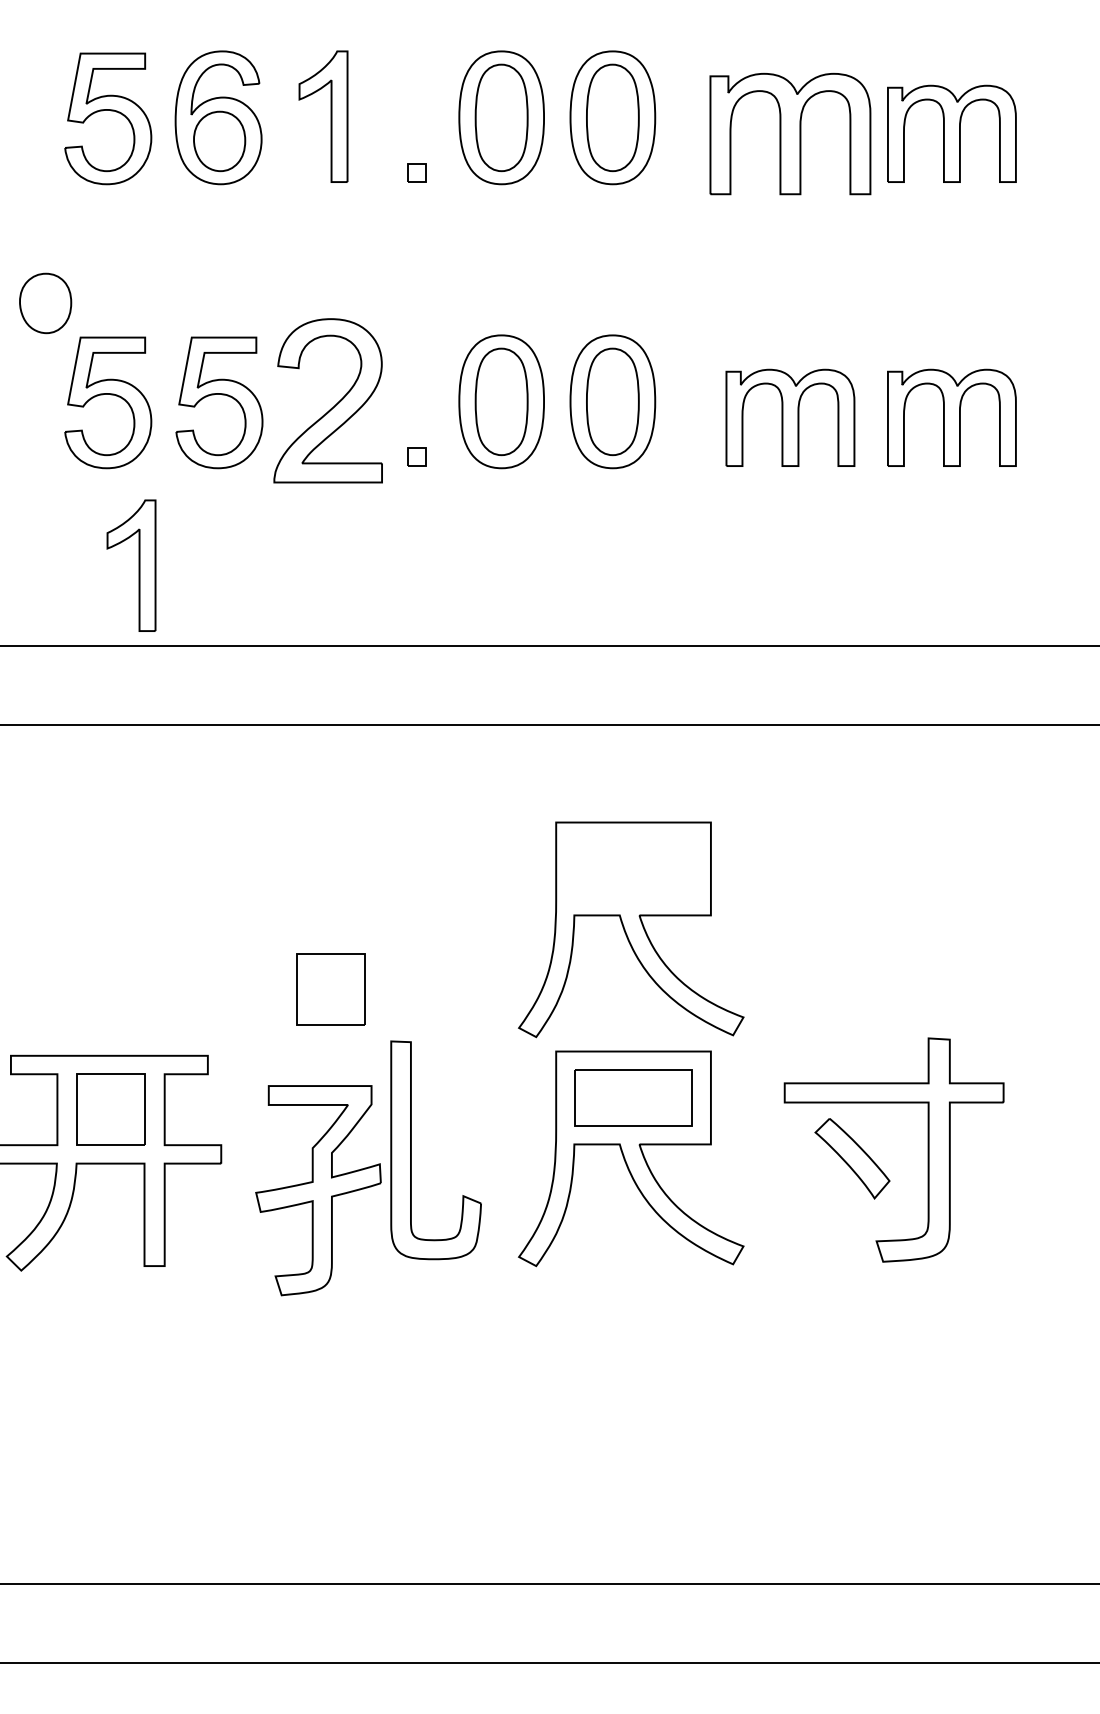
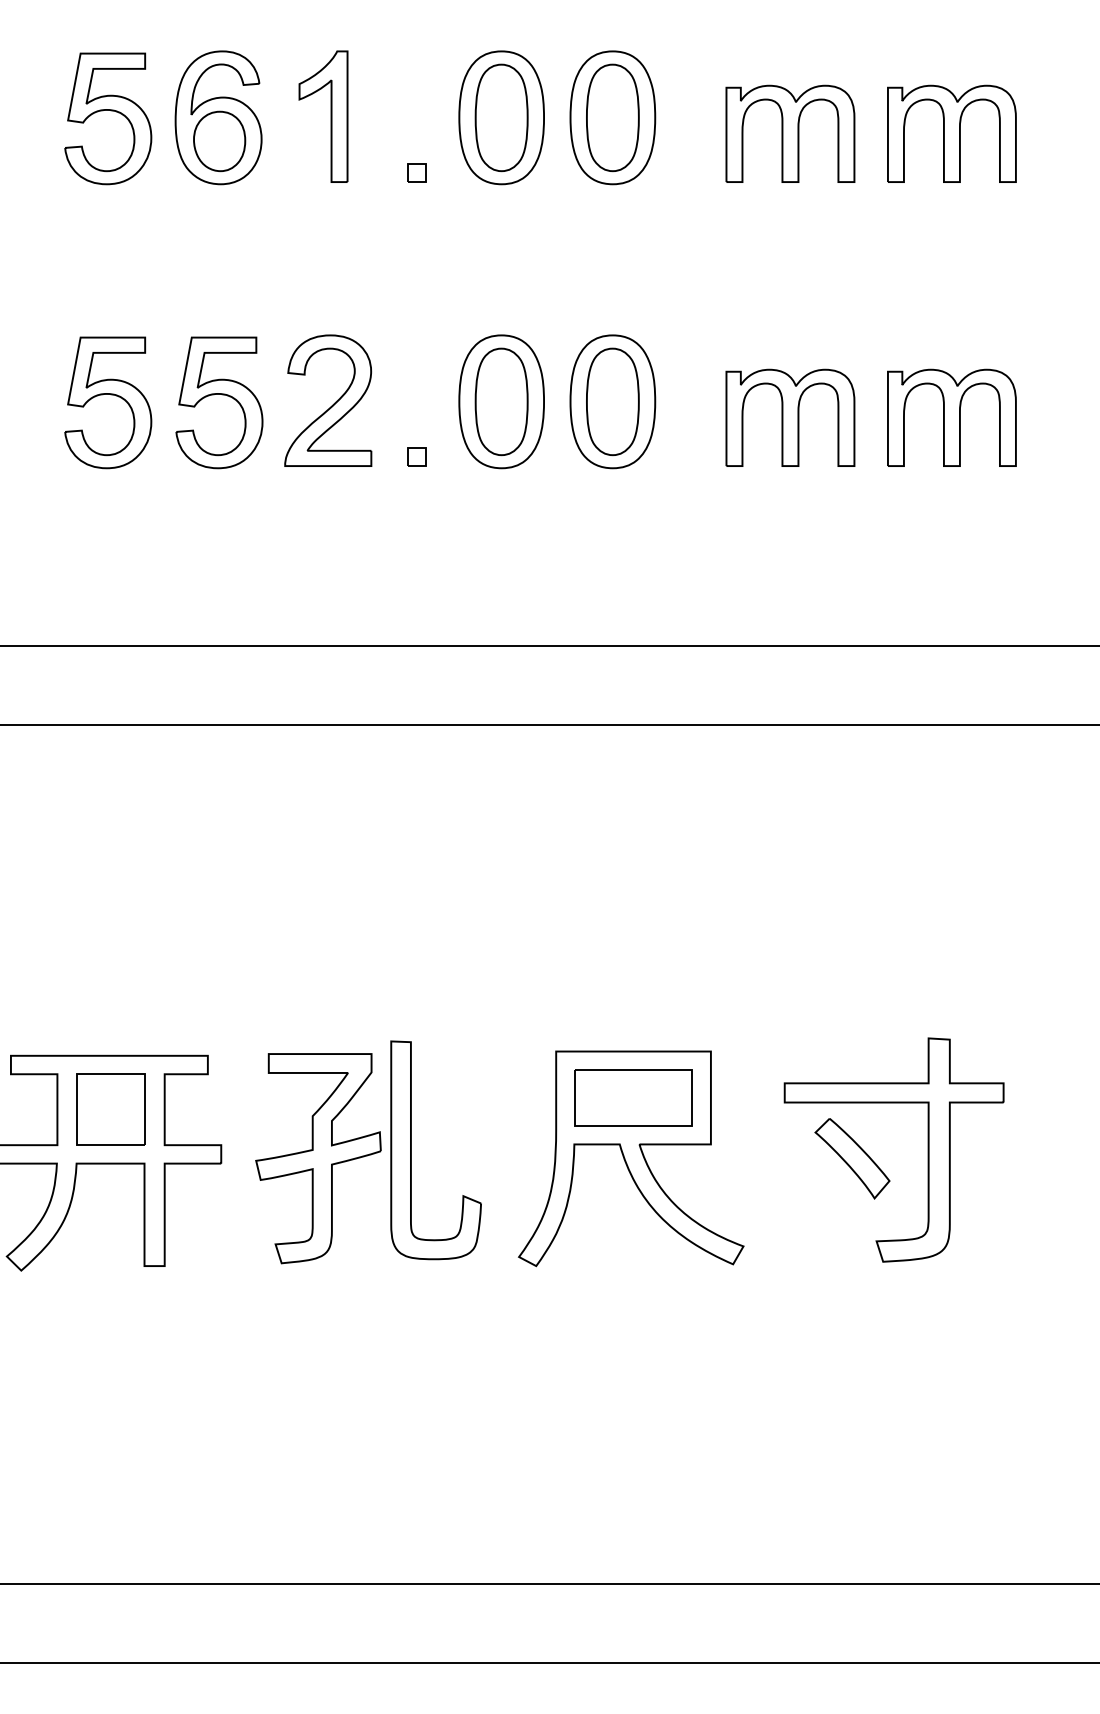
part size: 163x124 px -> 131x99 px (790, 133)
part: present -> none (45, 303)
part size: 110x166 px -> 89x133 px (328, 400)
part: present -> none (138, 565)
part: present -> none (631, 929)
part: present -> none (330, 989)
part position: (318, 1190) -> (318, 1158) (318, 1158)
